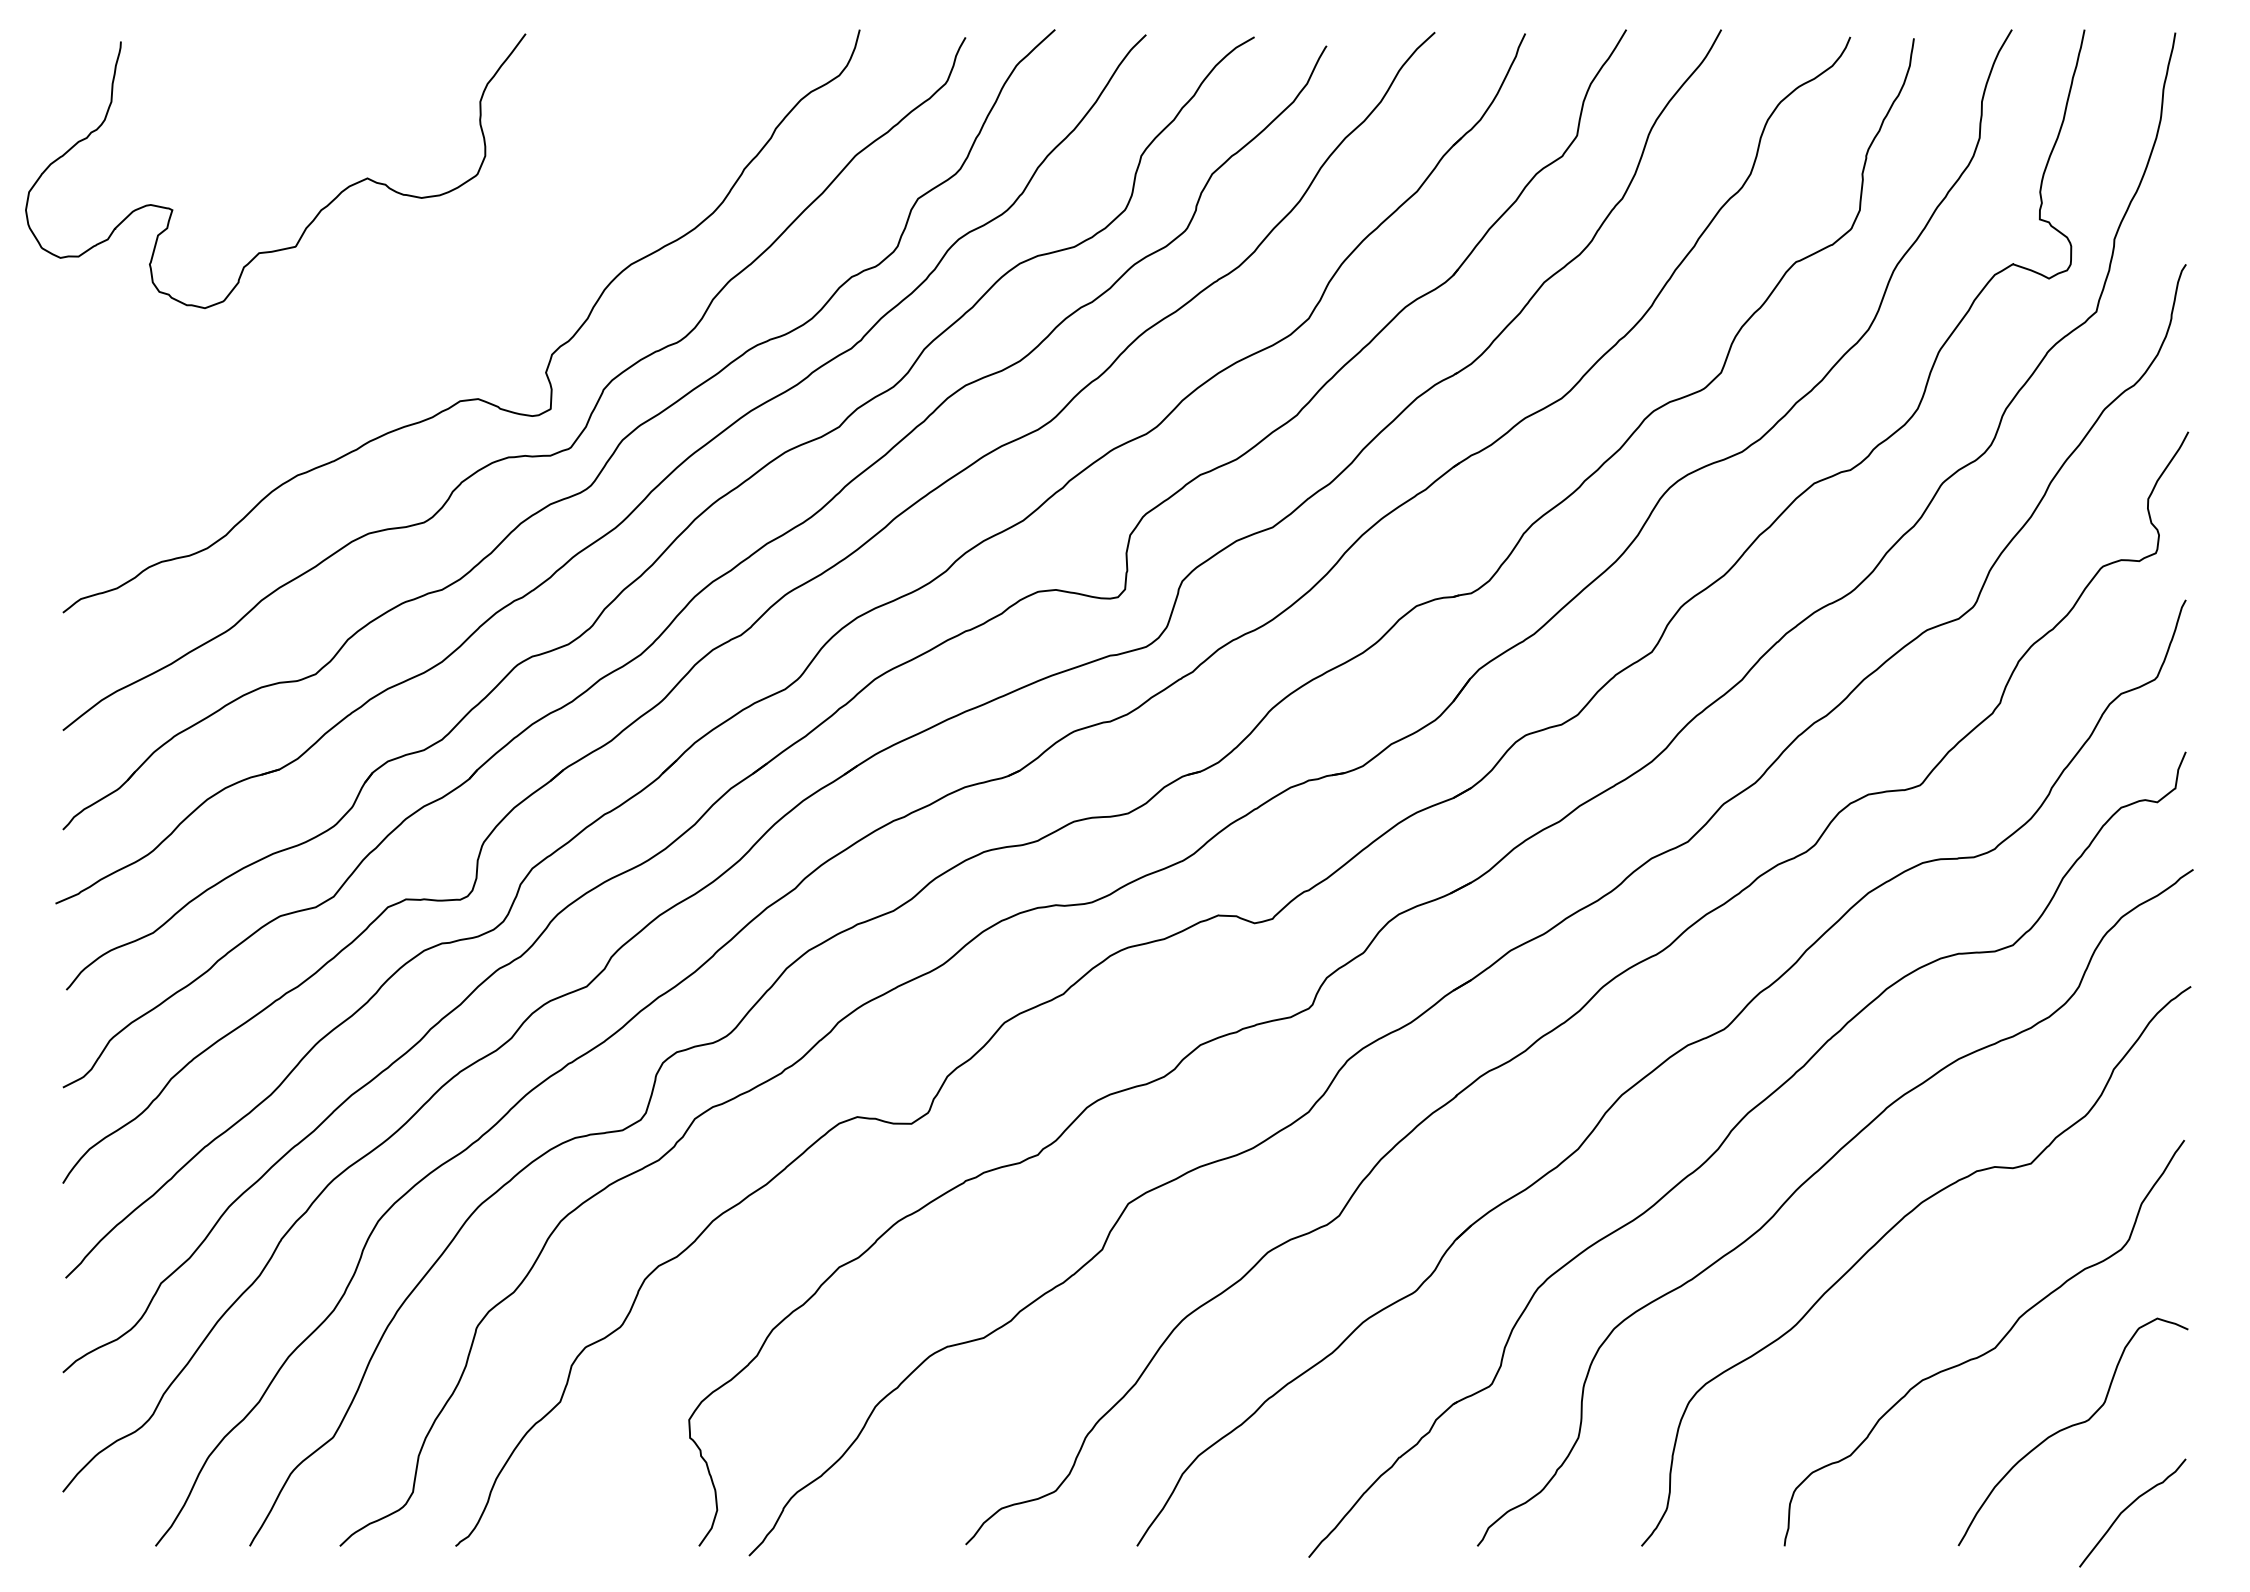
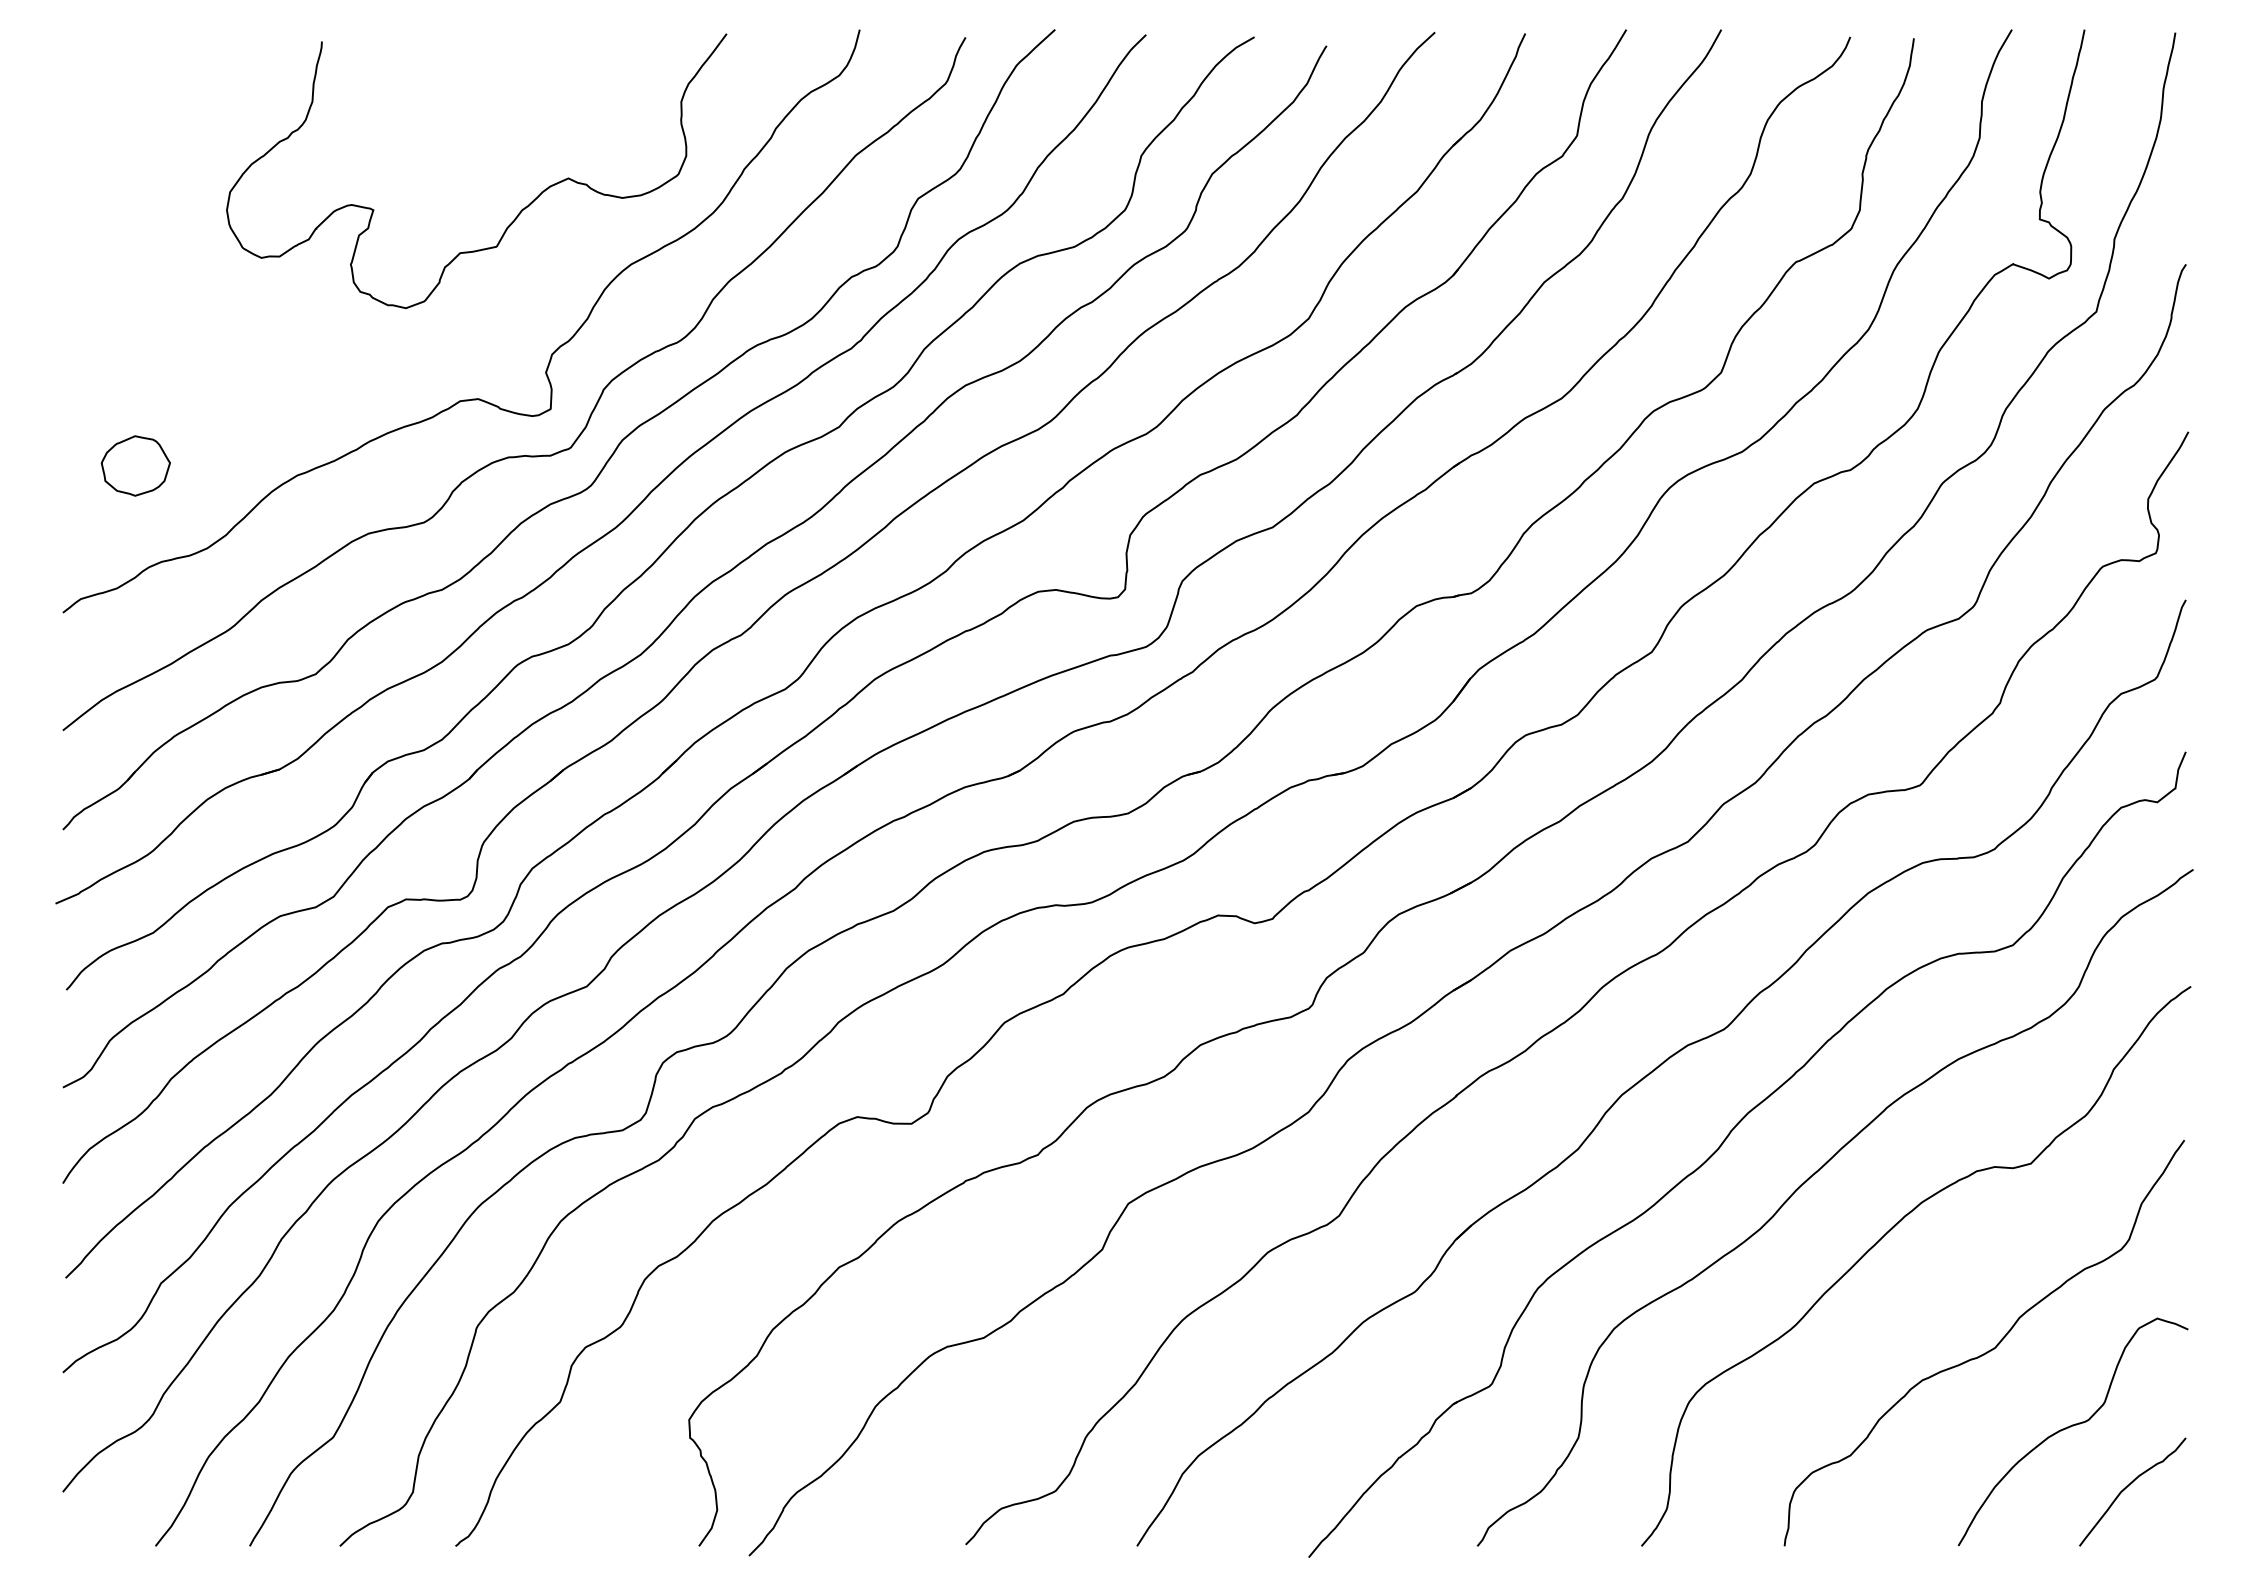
curve position: (319, 210) -> (520, 210) (520, 210)
part: none -> present (135, 465)
curve position: (2128, 1507) -> (2128, 1486) (2128, 1486)
